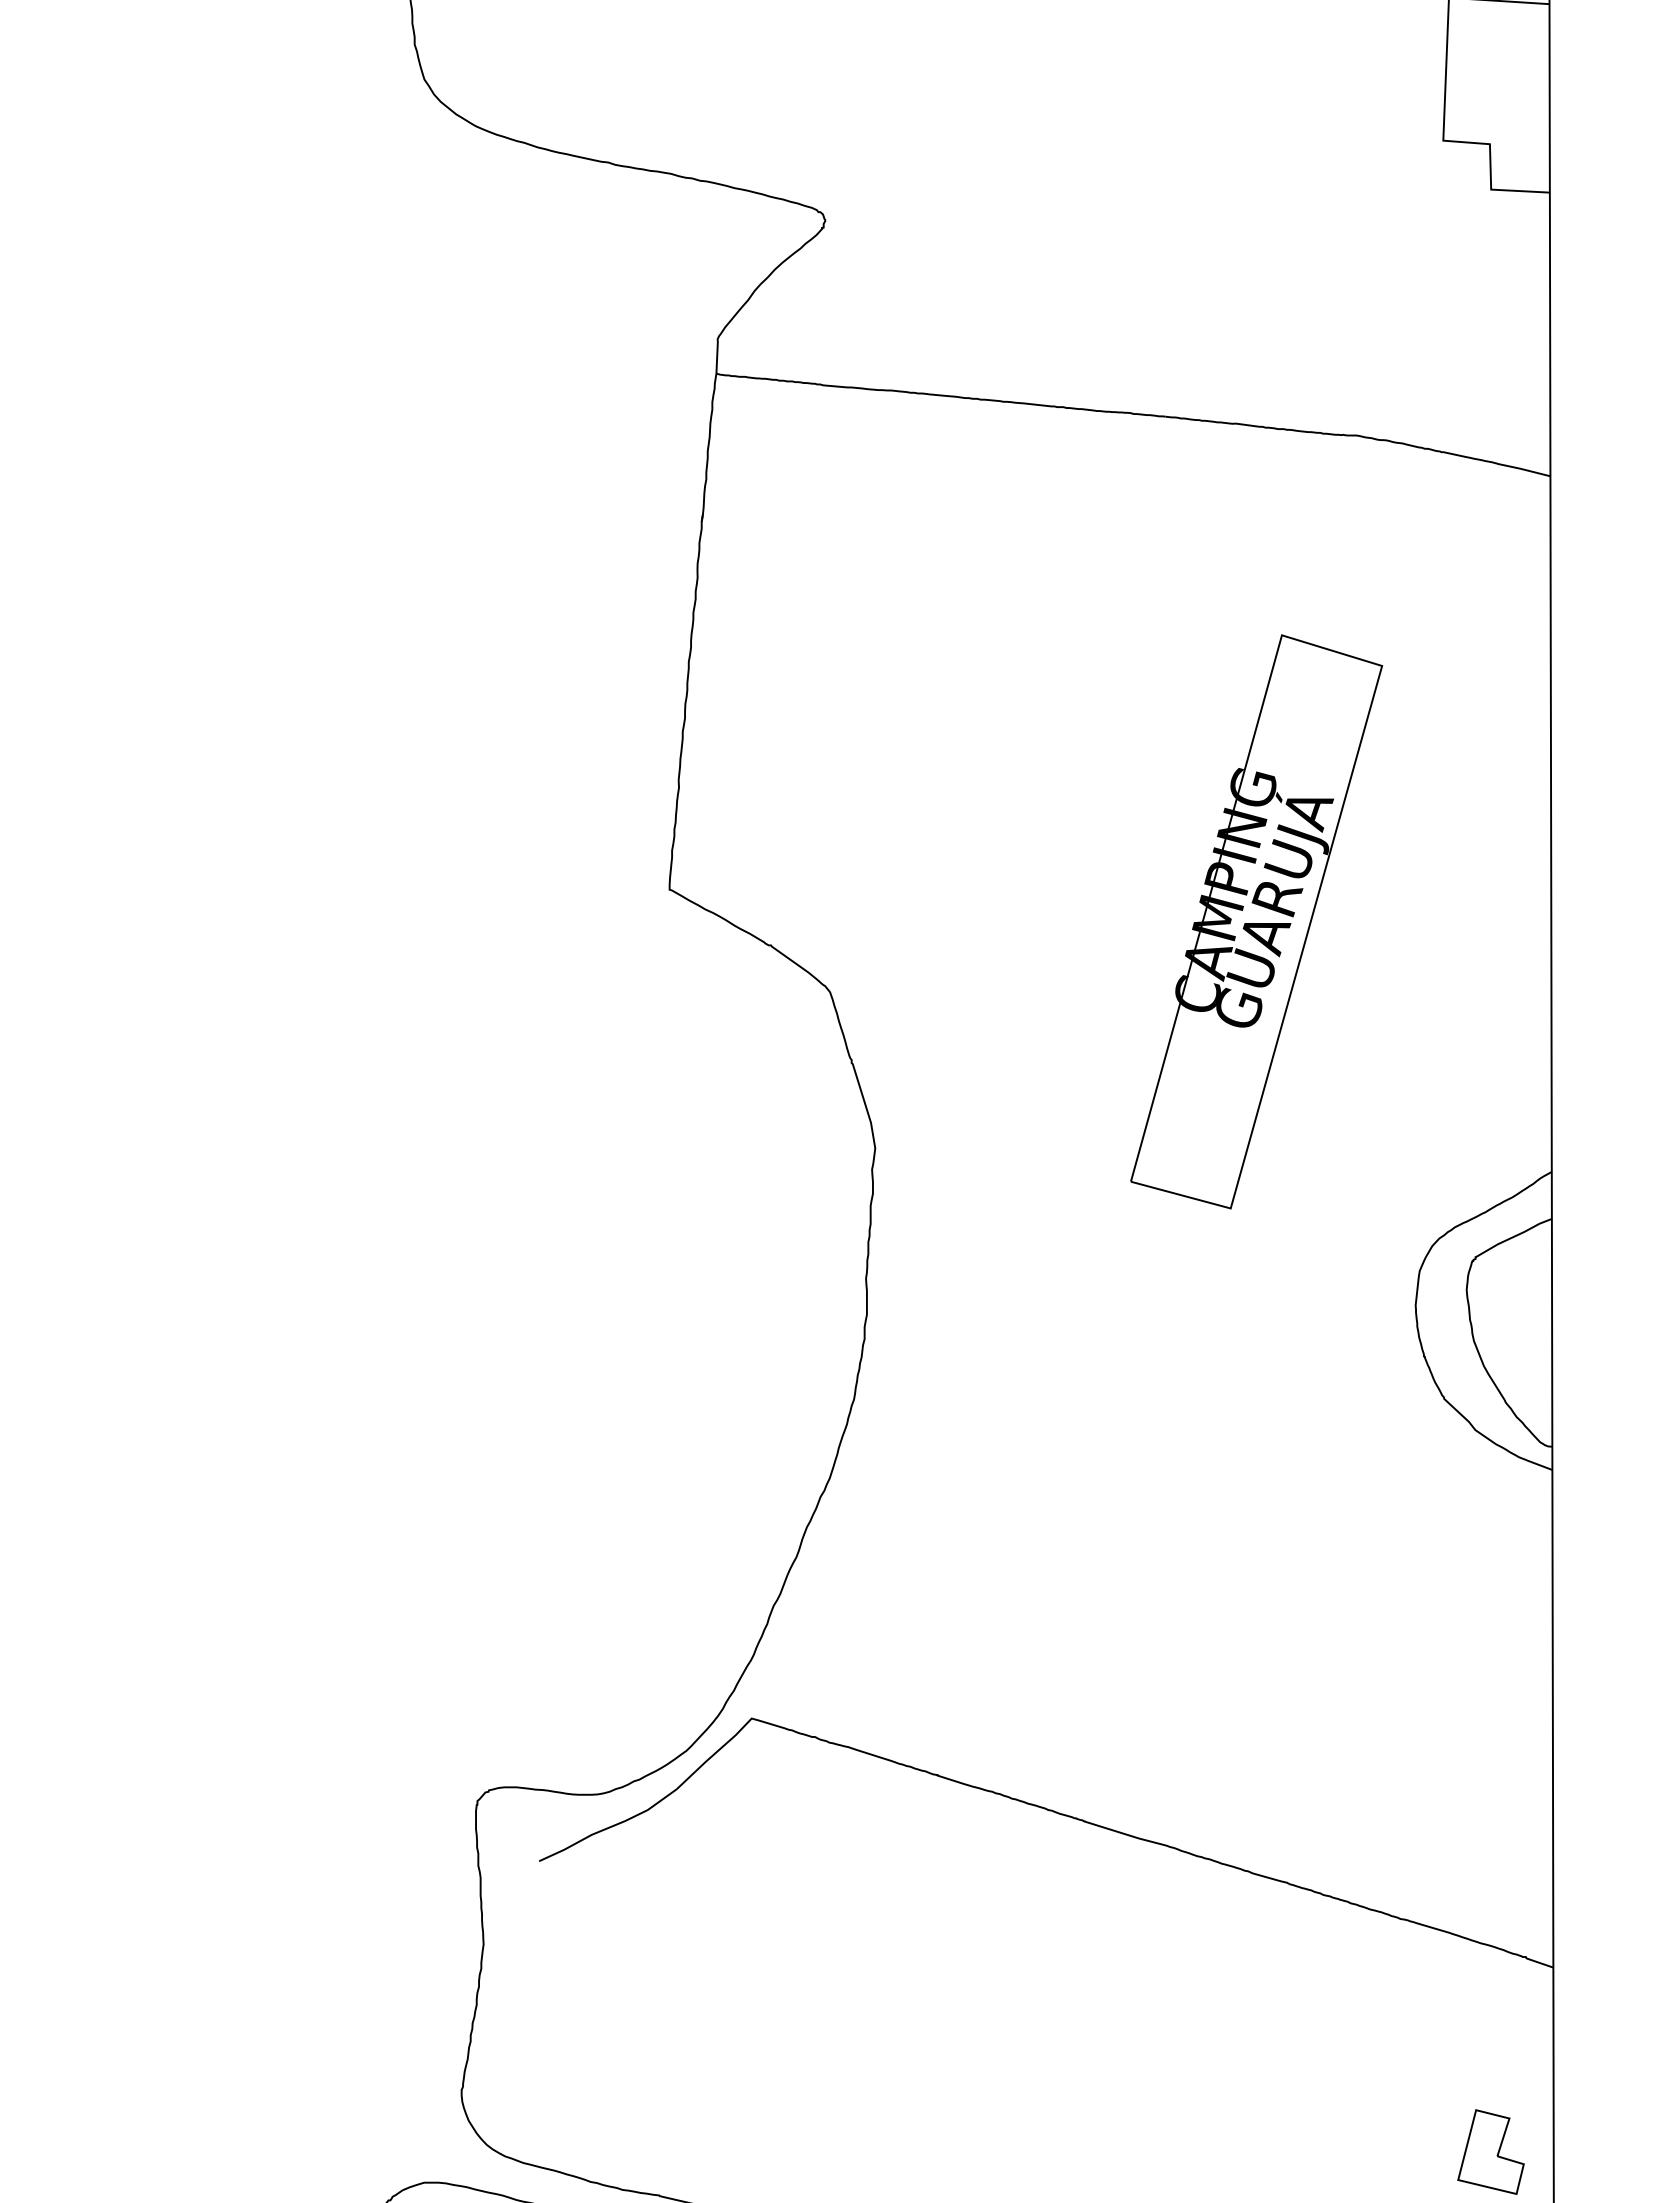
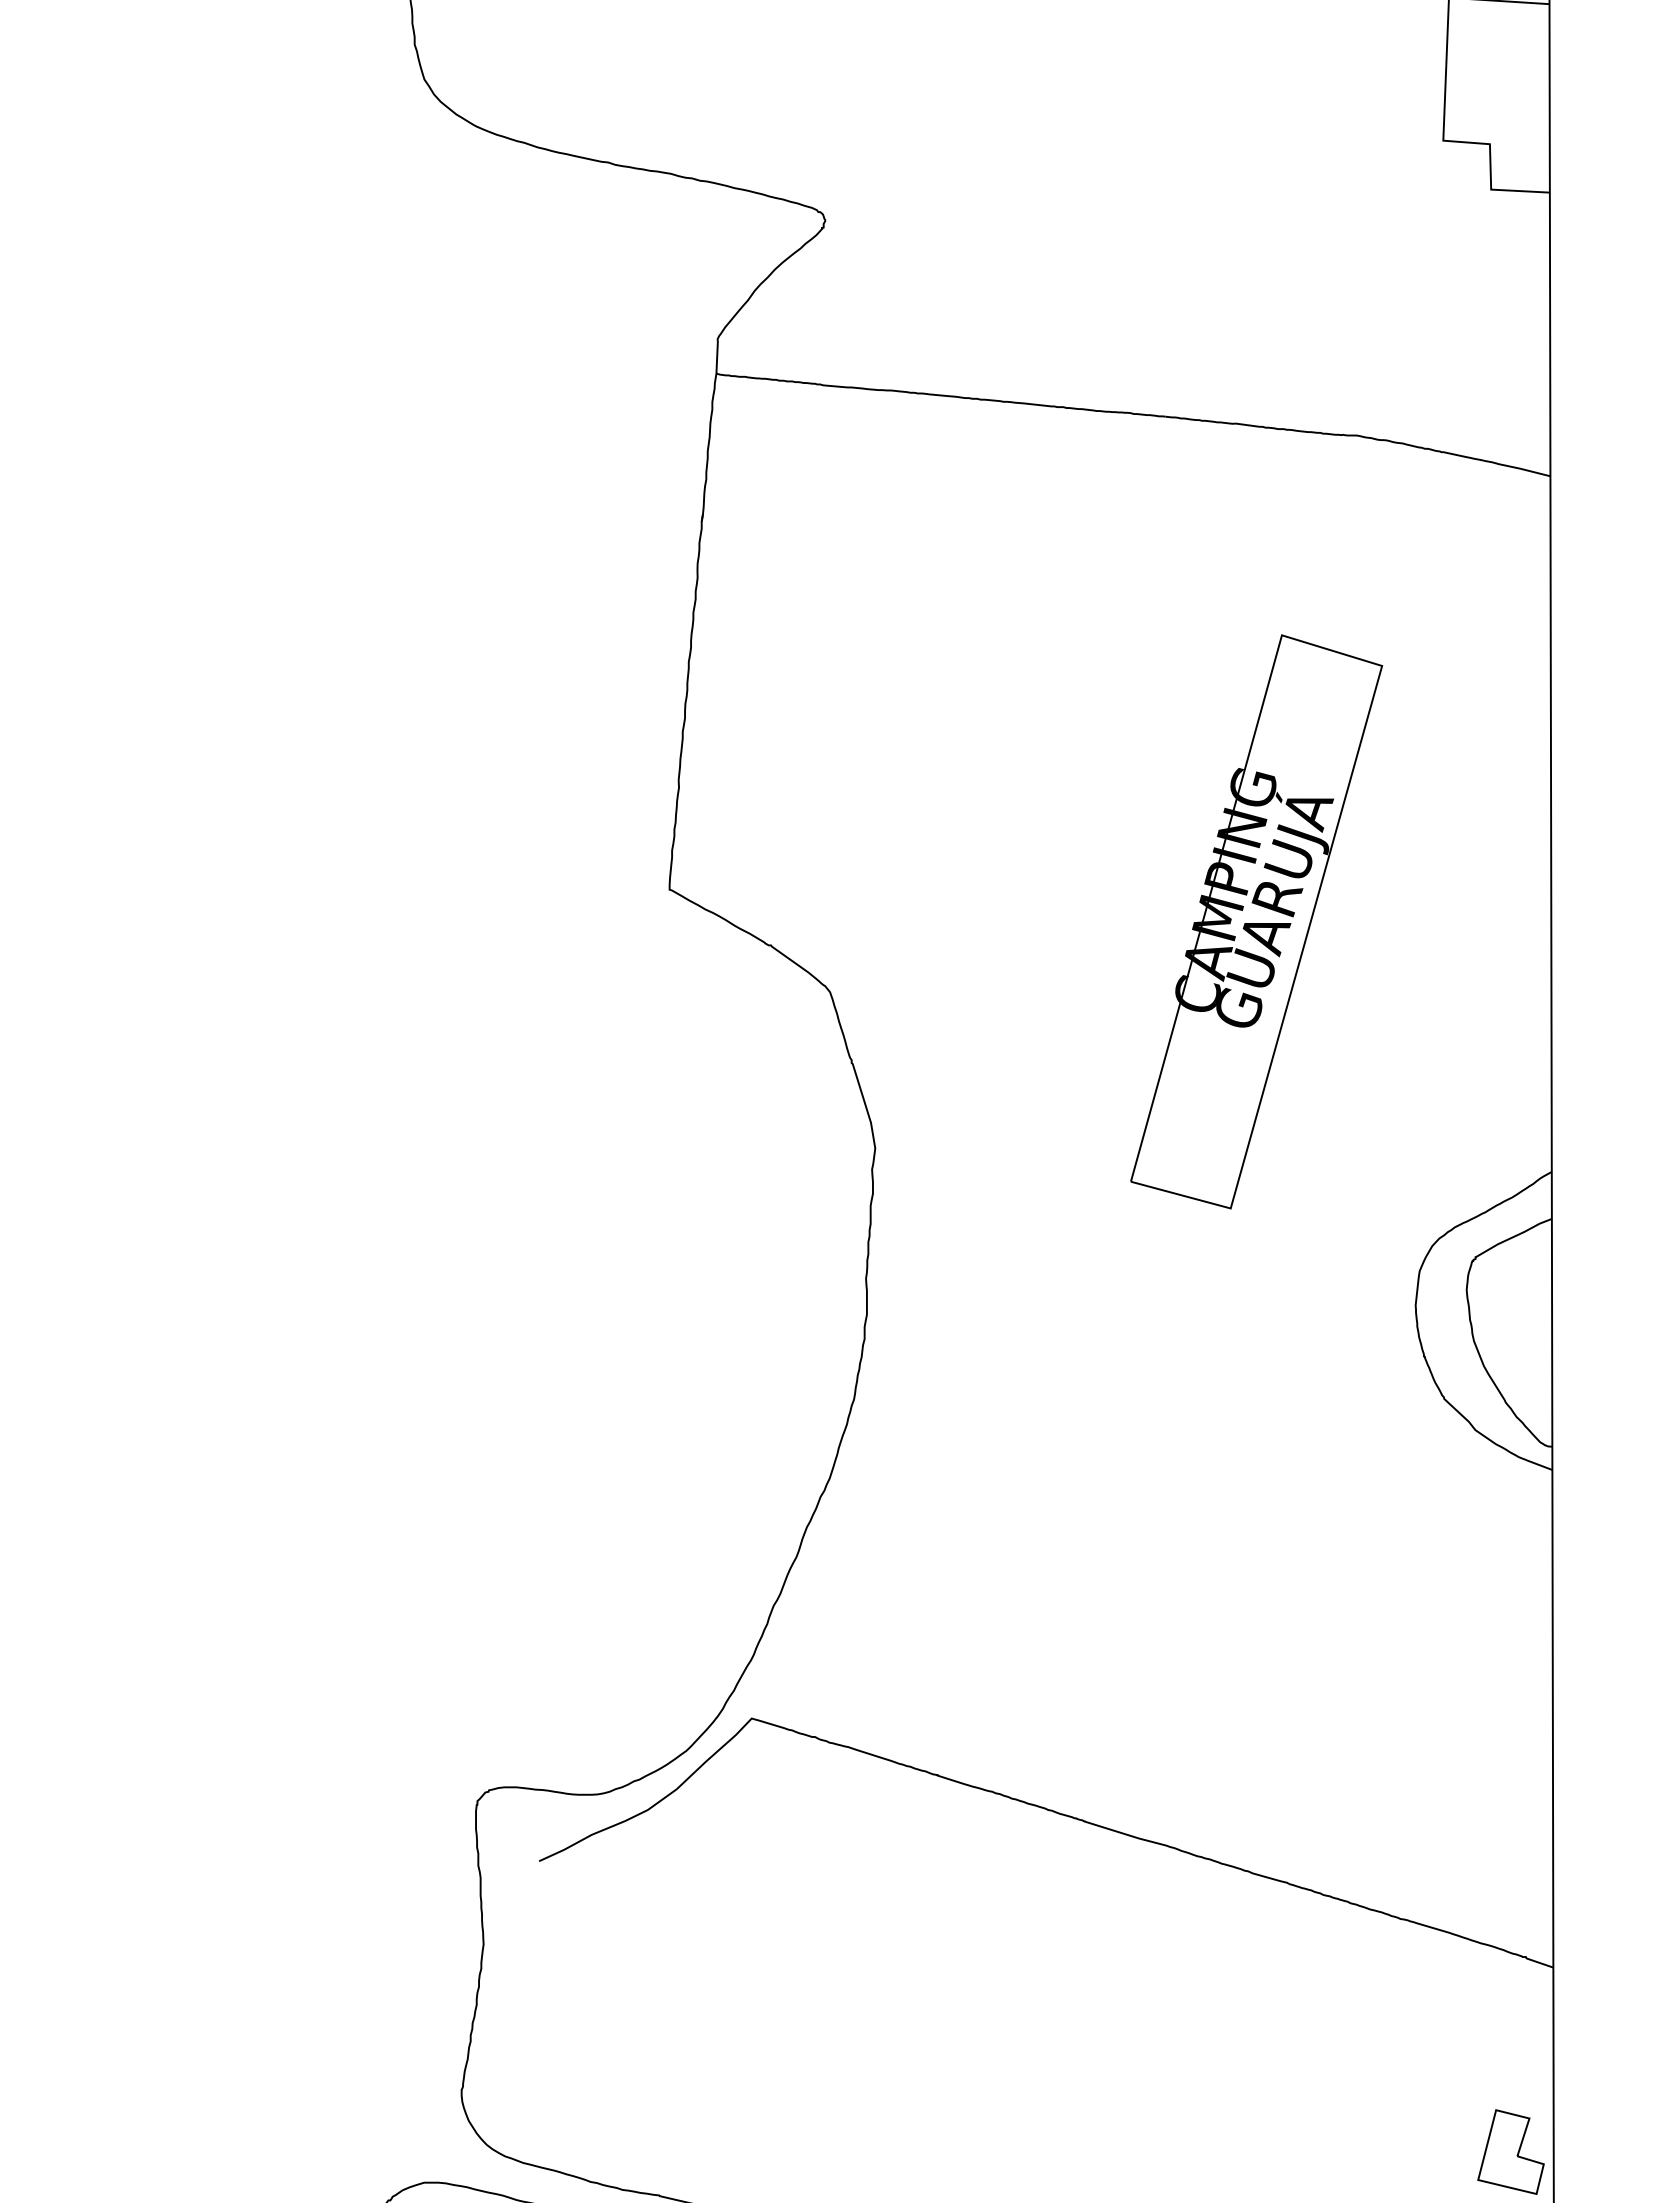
part position: (1490, 2151) -> (1510, 2151) (1510, 2151)
